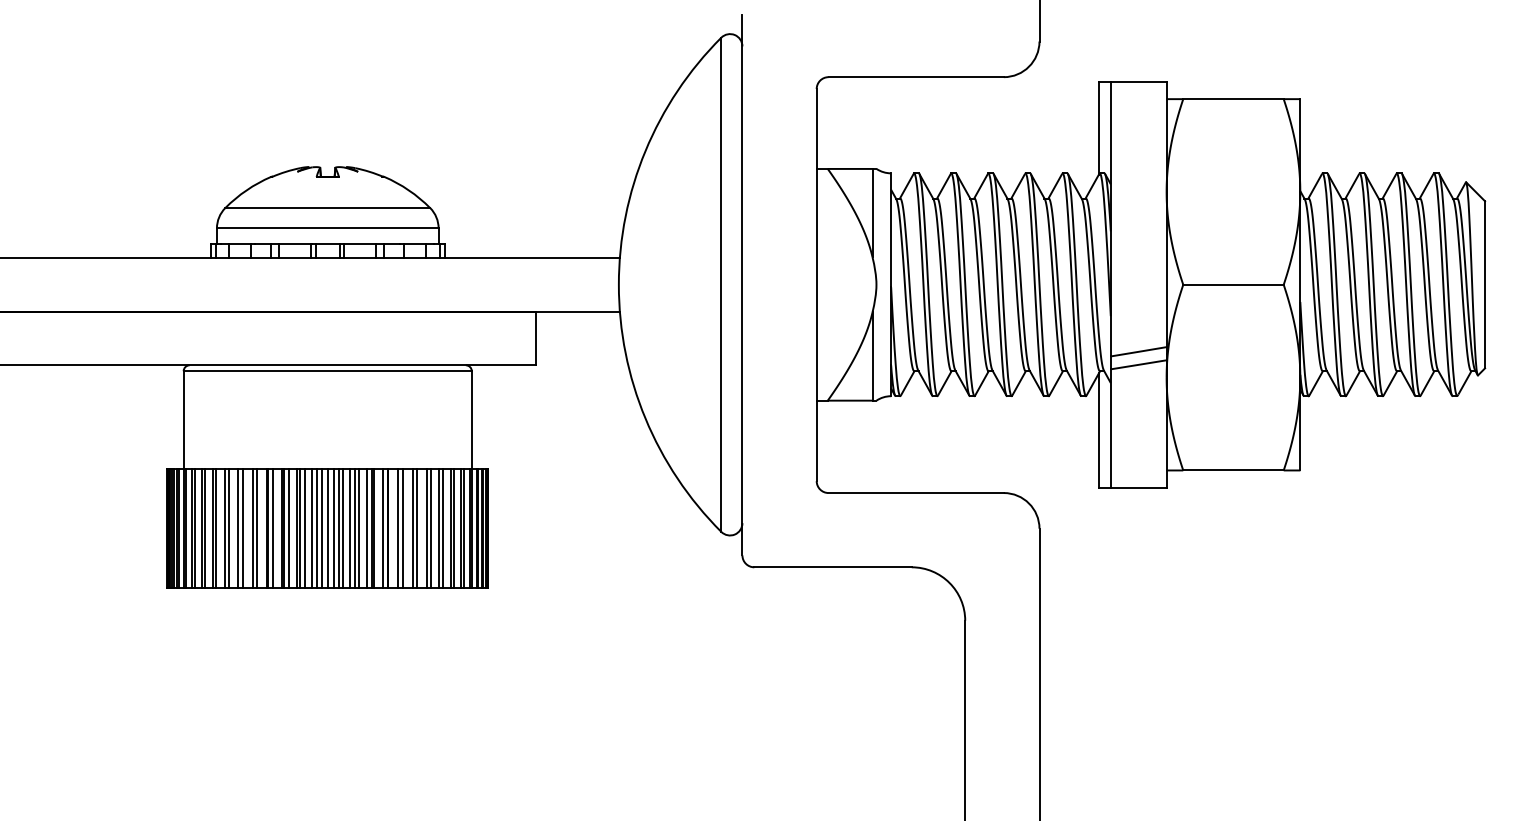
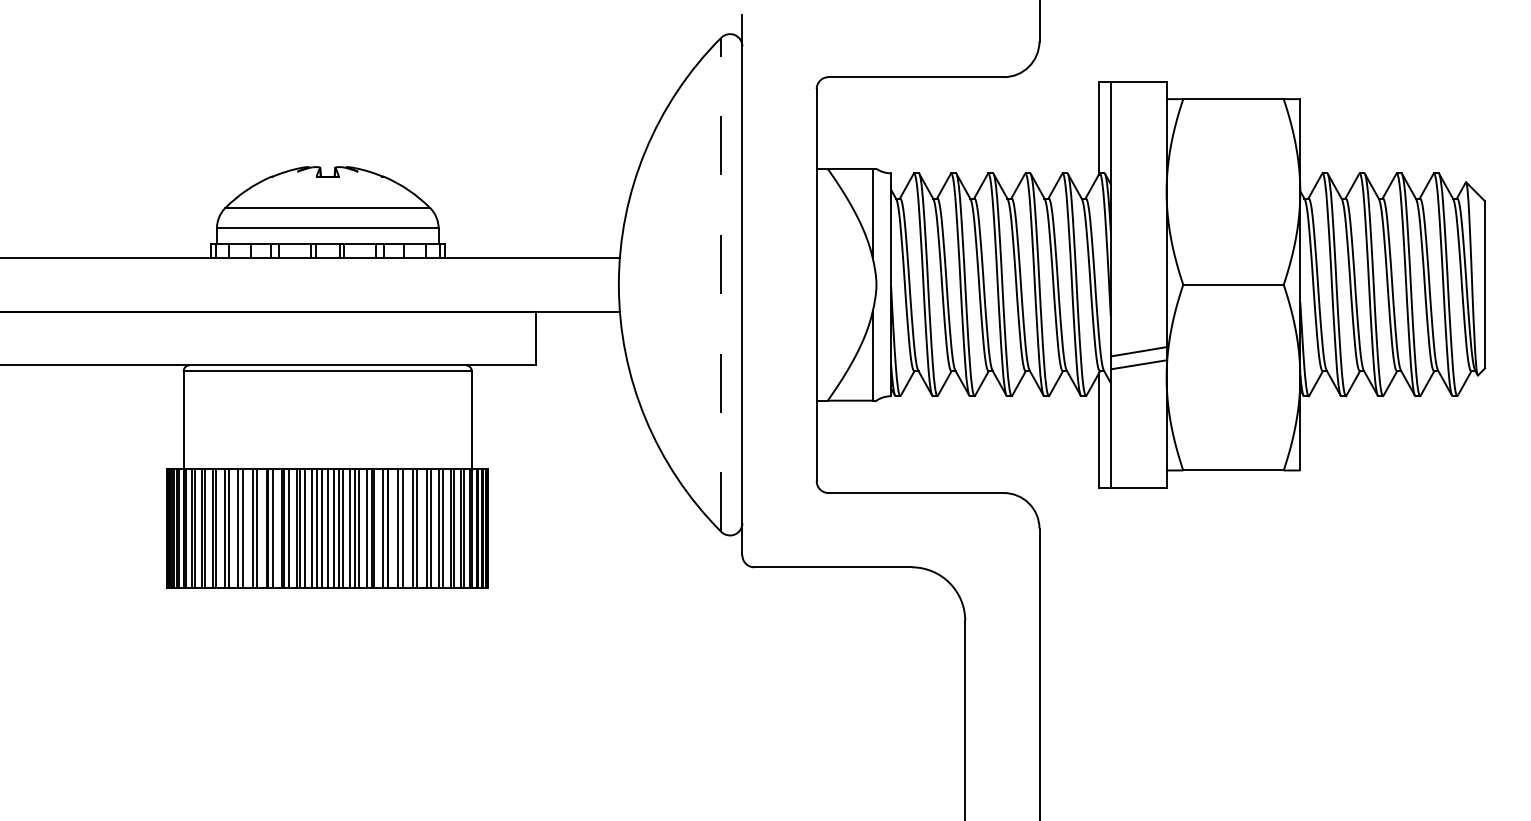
line: solid -> dashed (721, 284)
